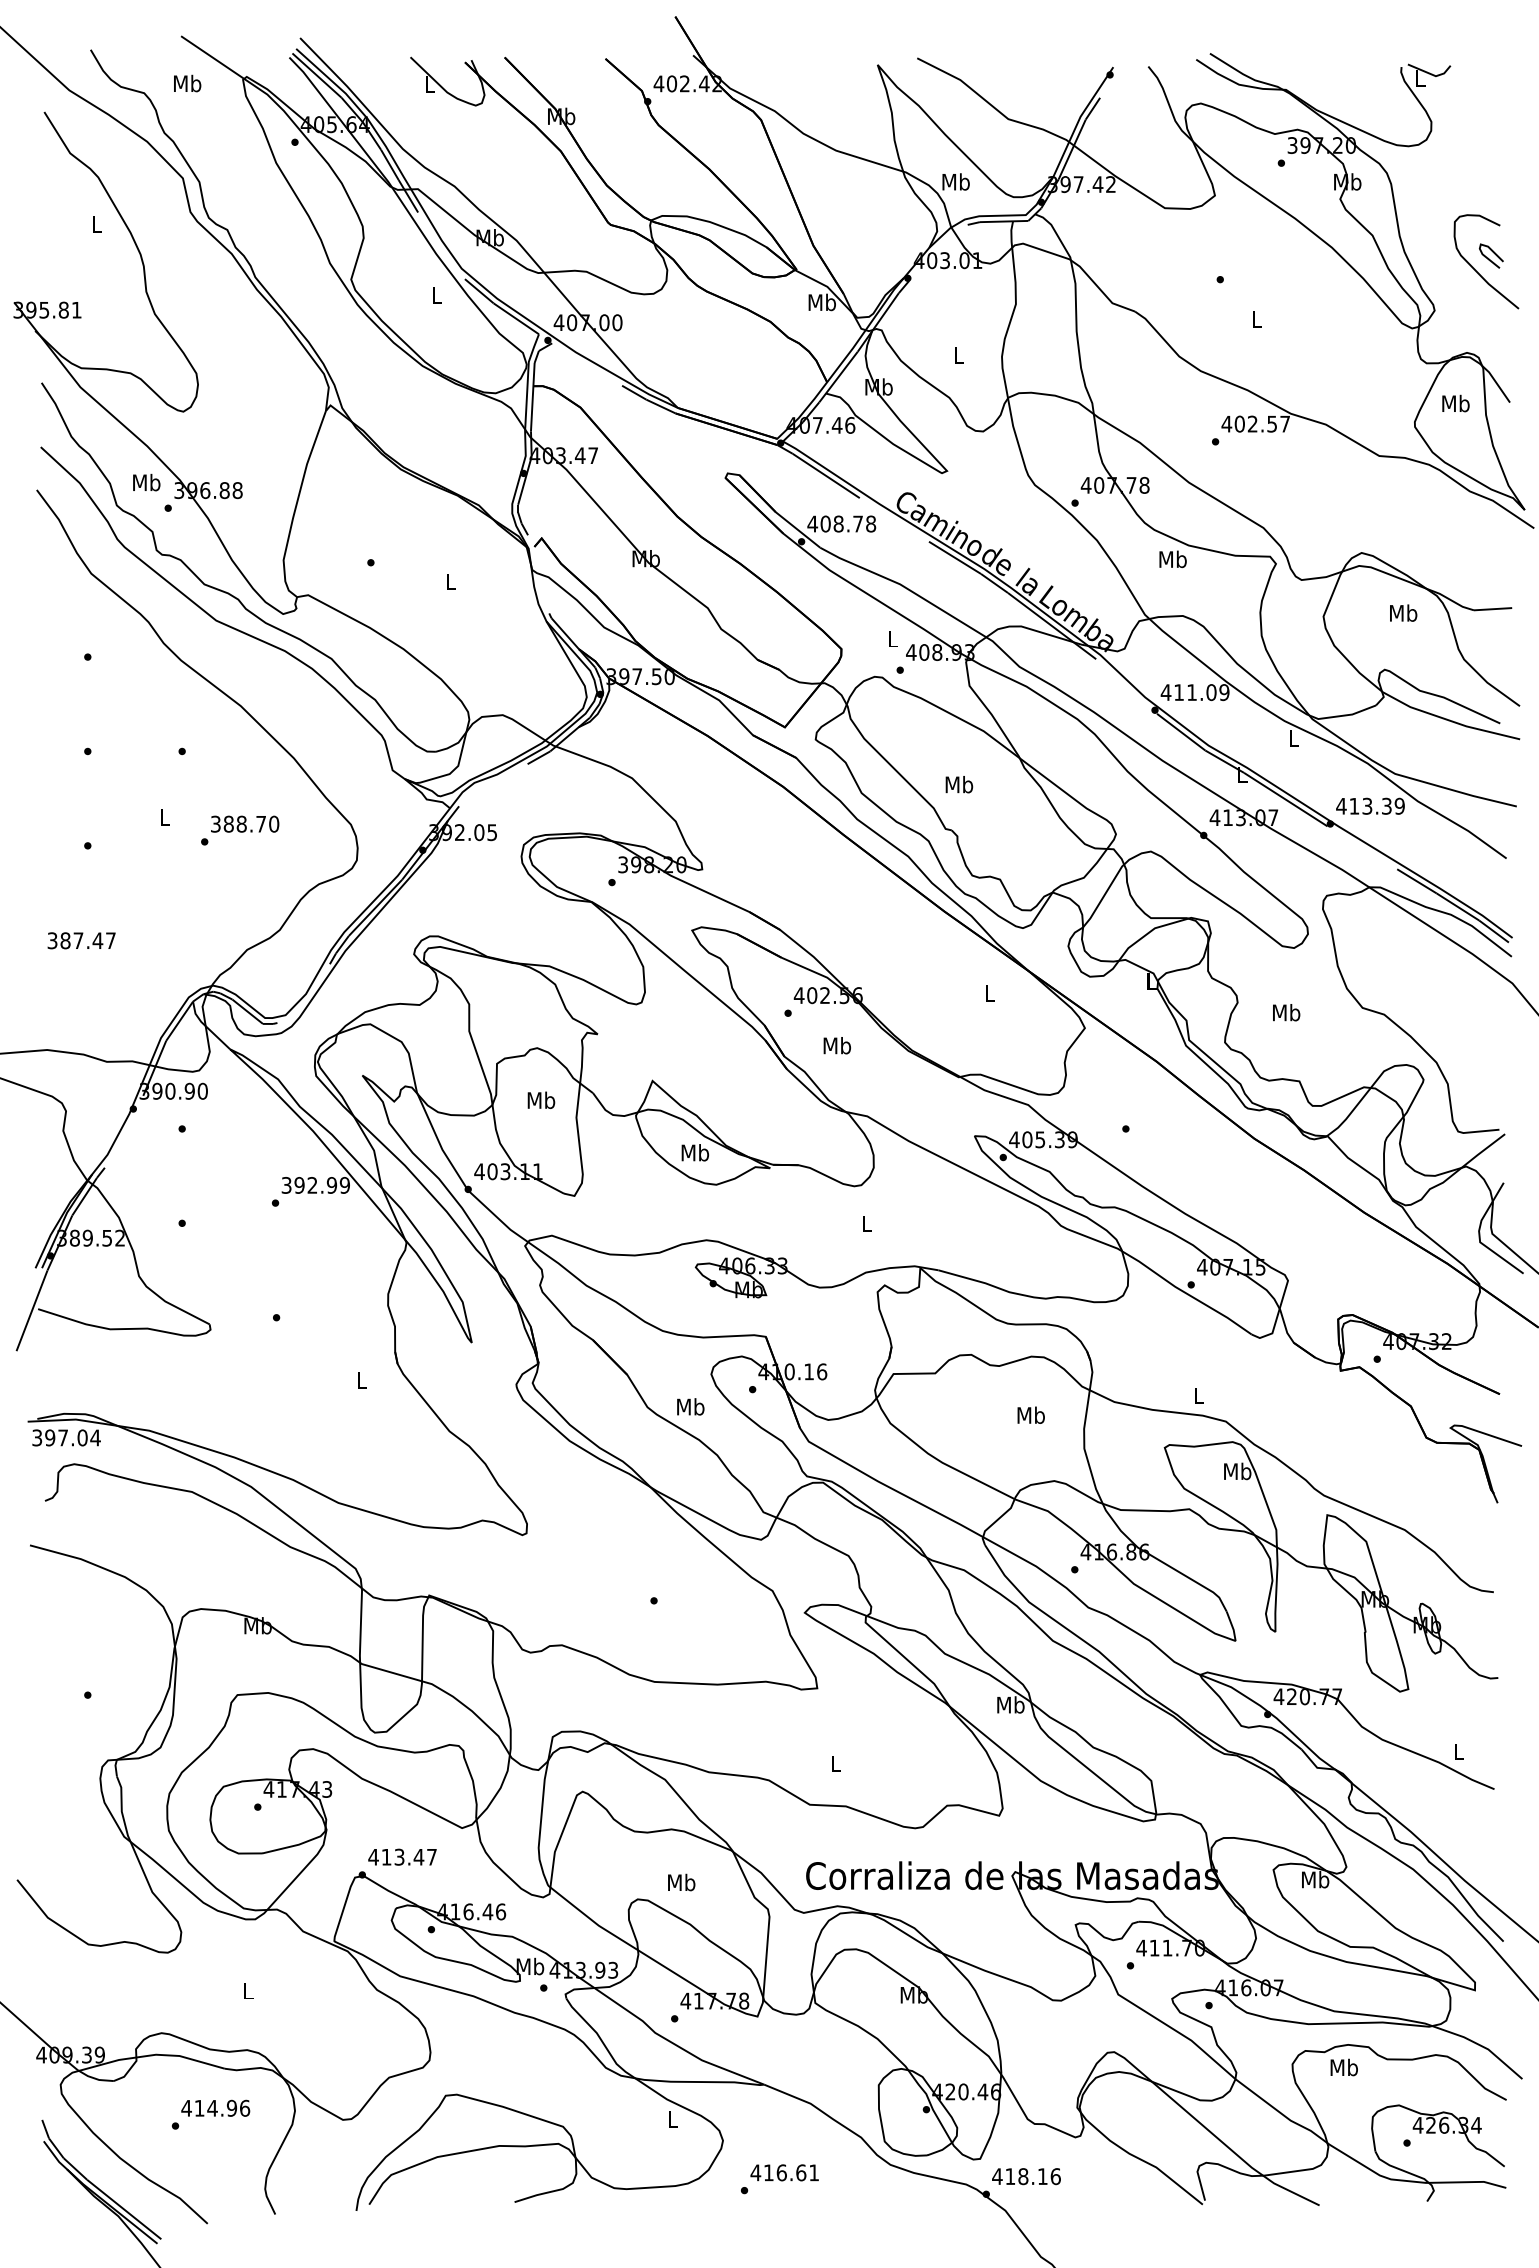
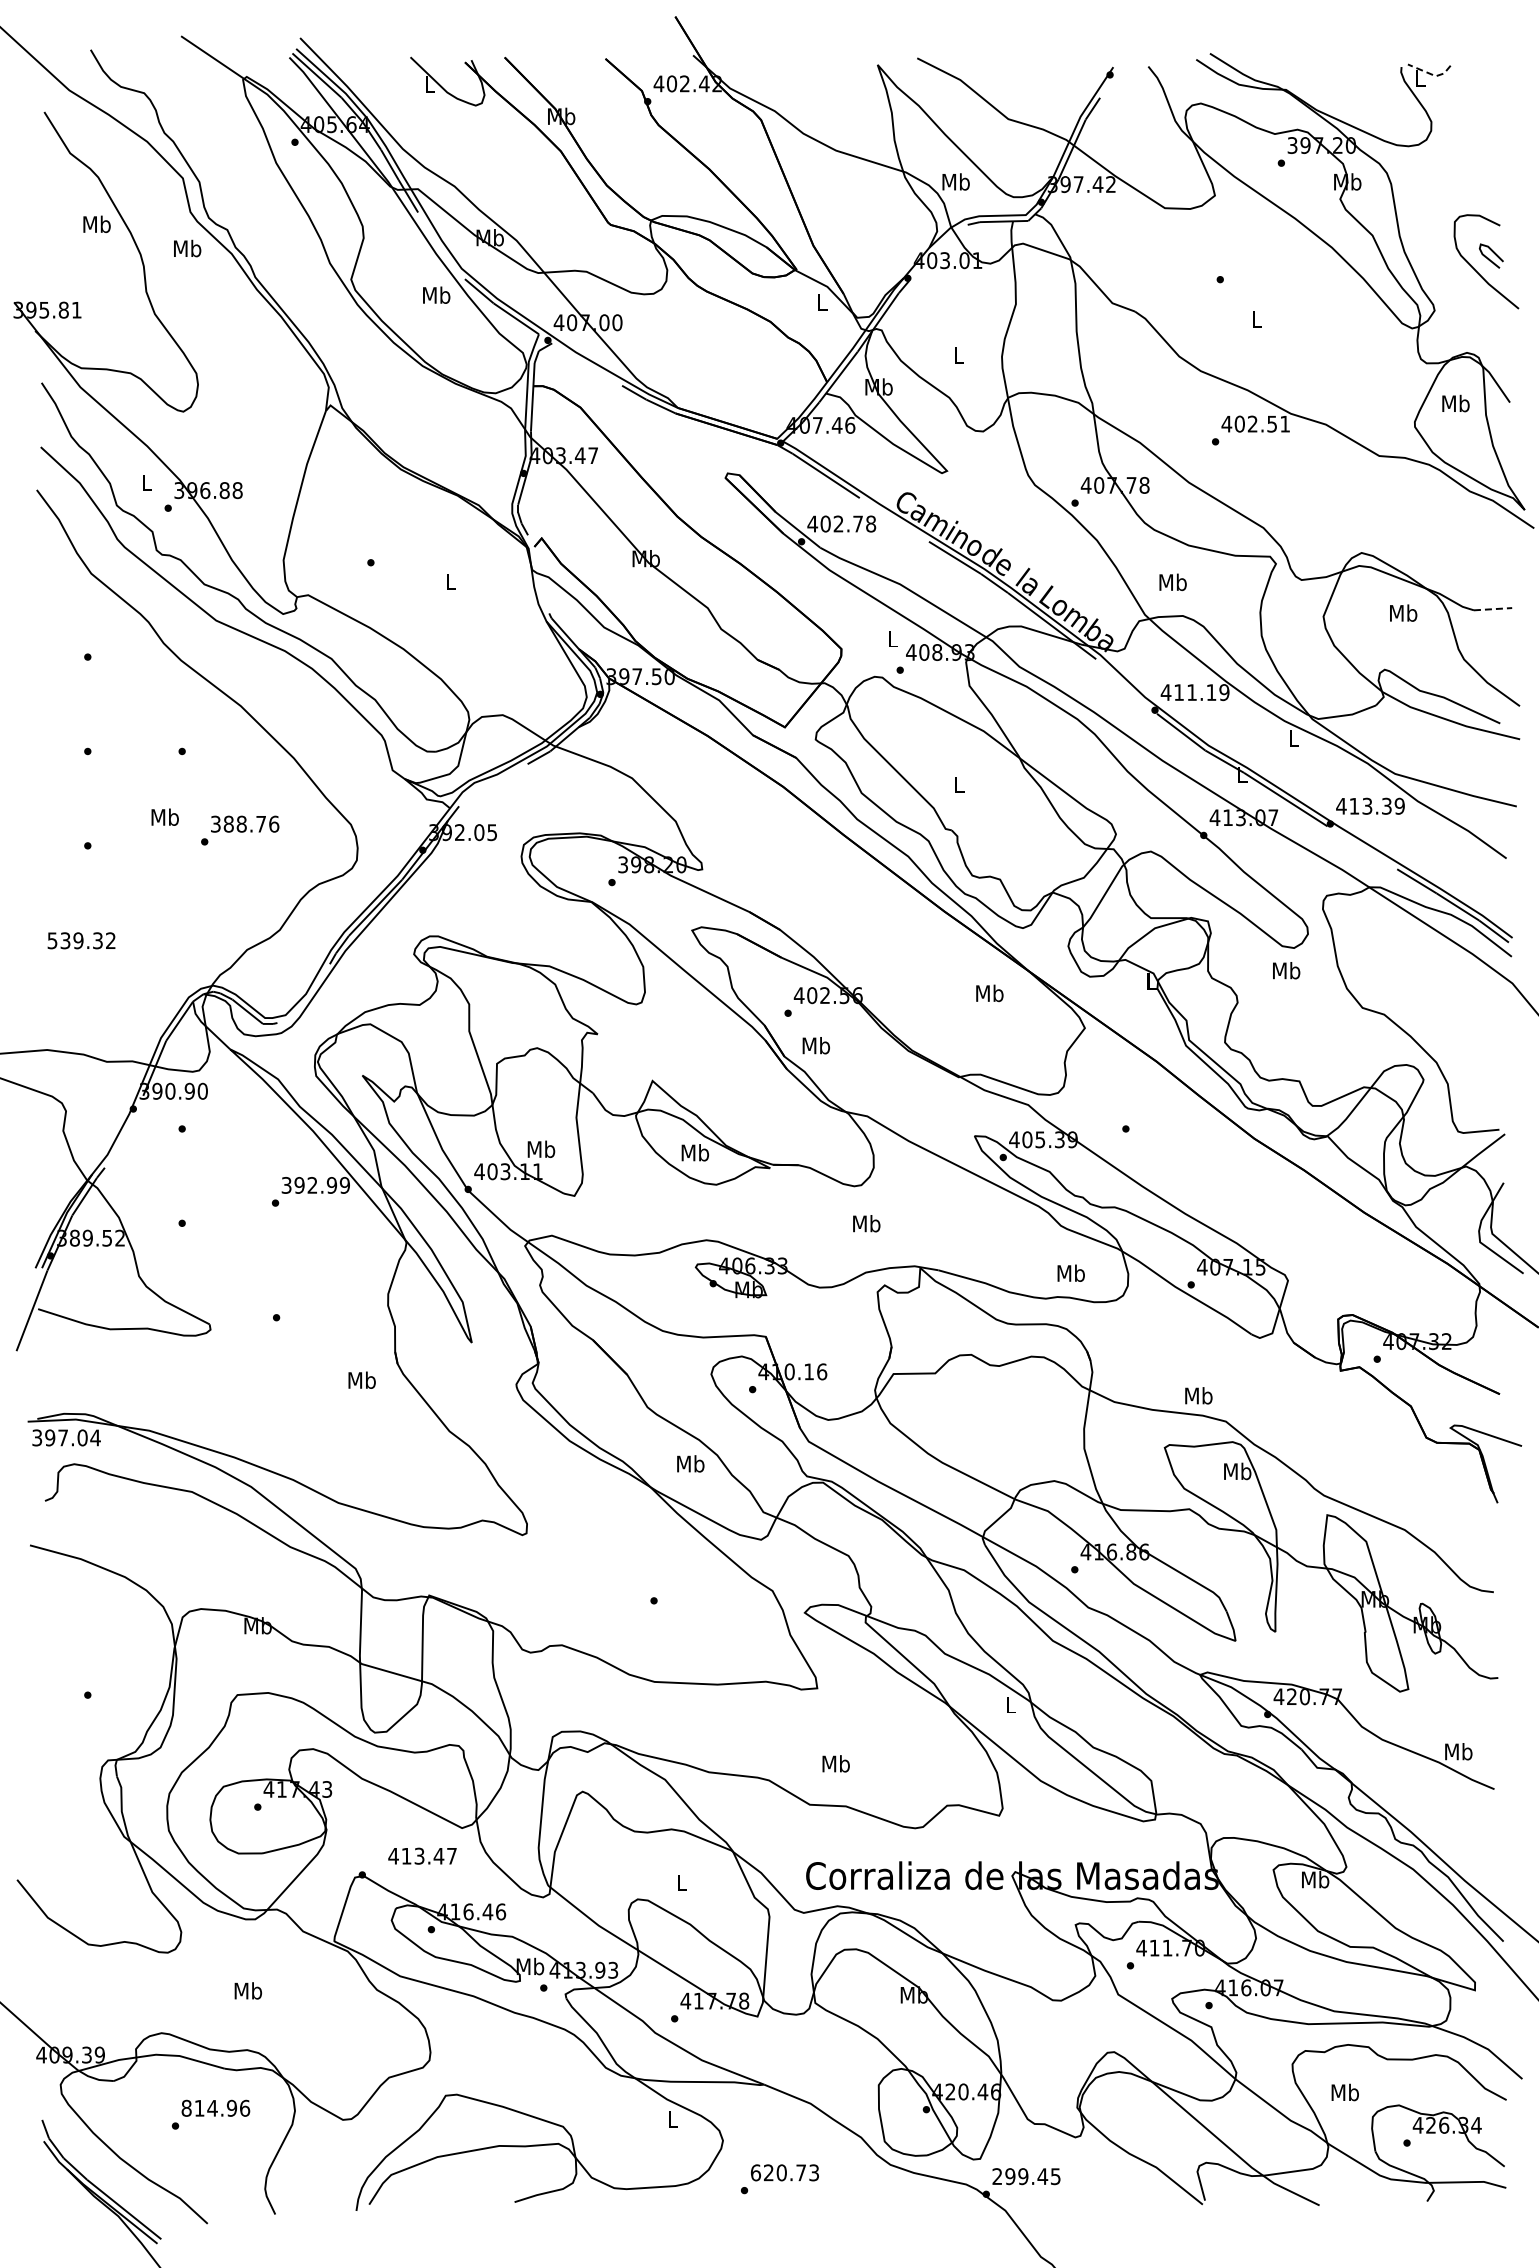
line: solid -> dashed (1431, 74)
text position: (187, 83) -> (187, 248) (187, 248)
text: L -> Mb (96, 224)
text: L -> Mb (436, 294)
text: Mb -> L (821, 302)
text: 402.57 -> 402.51 (1284, 423)
text: Mb -> L (146, 482)
text: 408.78 -> 402.78 (838, 523)
text position: (1172, 559) -> (1172, 582) (1172, 582)
line: solid -> dashed (1493, 609)
text: 411.09 -> 411.19 (1211, 692)
text: Mb -> L (959, 784)
text: L -> Mb (164, 816)
text: 388.70 -> 388.76 (274, 823)
text: 387.47 -> 539.32 (81, 940)
text: L -> Mb (989, 993)
text position: (1286, 1012) -> (1286, 970) (1286, 970)
text position: (836, 1045) -> (815, 1045) (815, 1045)
text position: (541, 1099) -> (541, 1148) (541, 1148)
text: L -> Mb (866, 1223)
text: L -> Mb (361, 1379)
text: L -> Mb (1198, 1395)
text position: (690, 1406) -> (690, 1463) (690, 1463)
text position: (1030, 1414) -> (1070, 1272) (1070, 1272)
text: Mb -> L (1010, 1704)
text: L -> Mb (1458, 1751)
text: L -> Mb (835, 1763)
text position: (402, 1856) -> (422, 1855) (422, 1855)
text: Mb -> L (681, 1882)
text: L -> Mb (248, 1990)
text position: (1343, 2067) -> (1344, 2092) (1344, 2092)
text: 414.96 -> 814.96 (186, 2107)
text: 416.61 -> 620.73 (784, 2172)
text: 418.16 -> 299.45 (1026, 2176)
